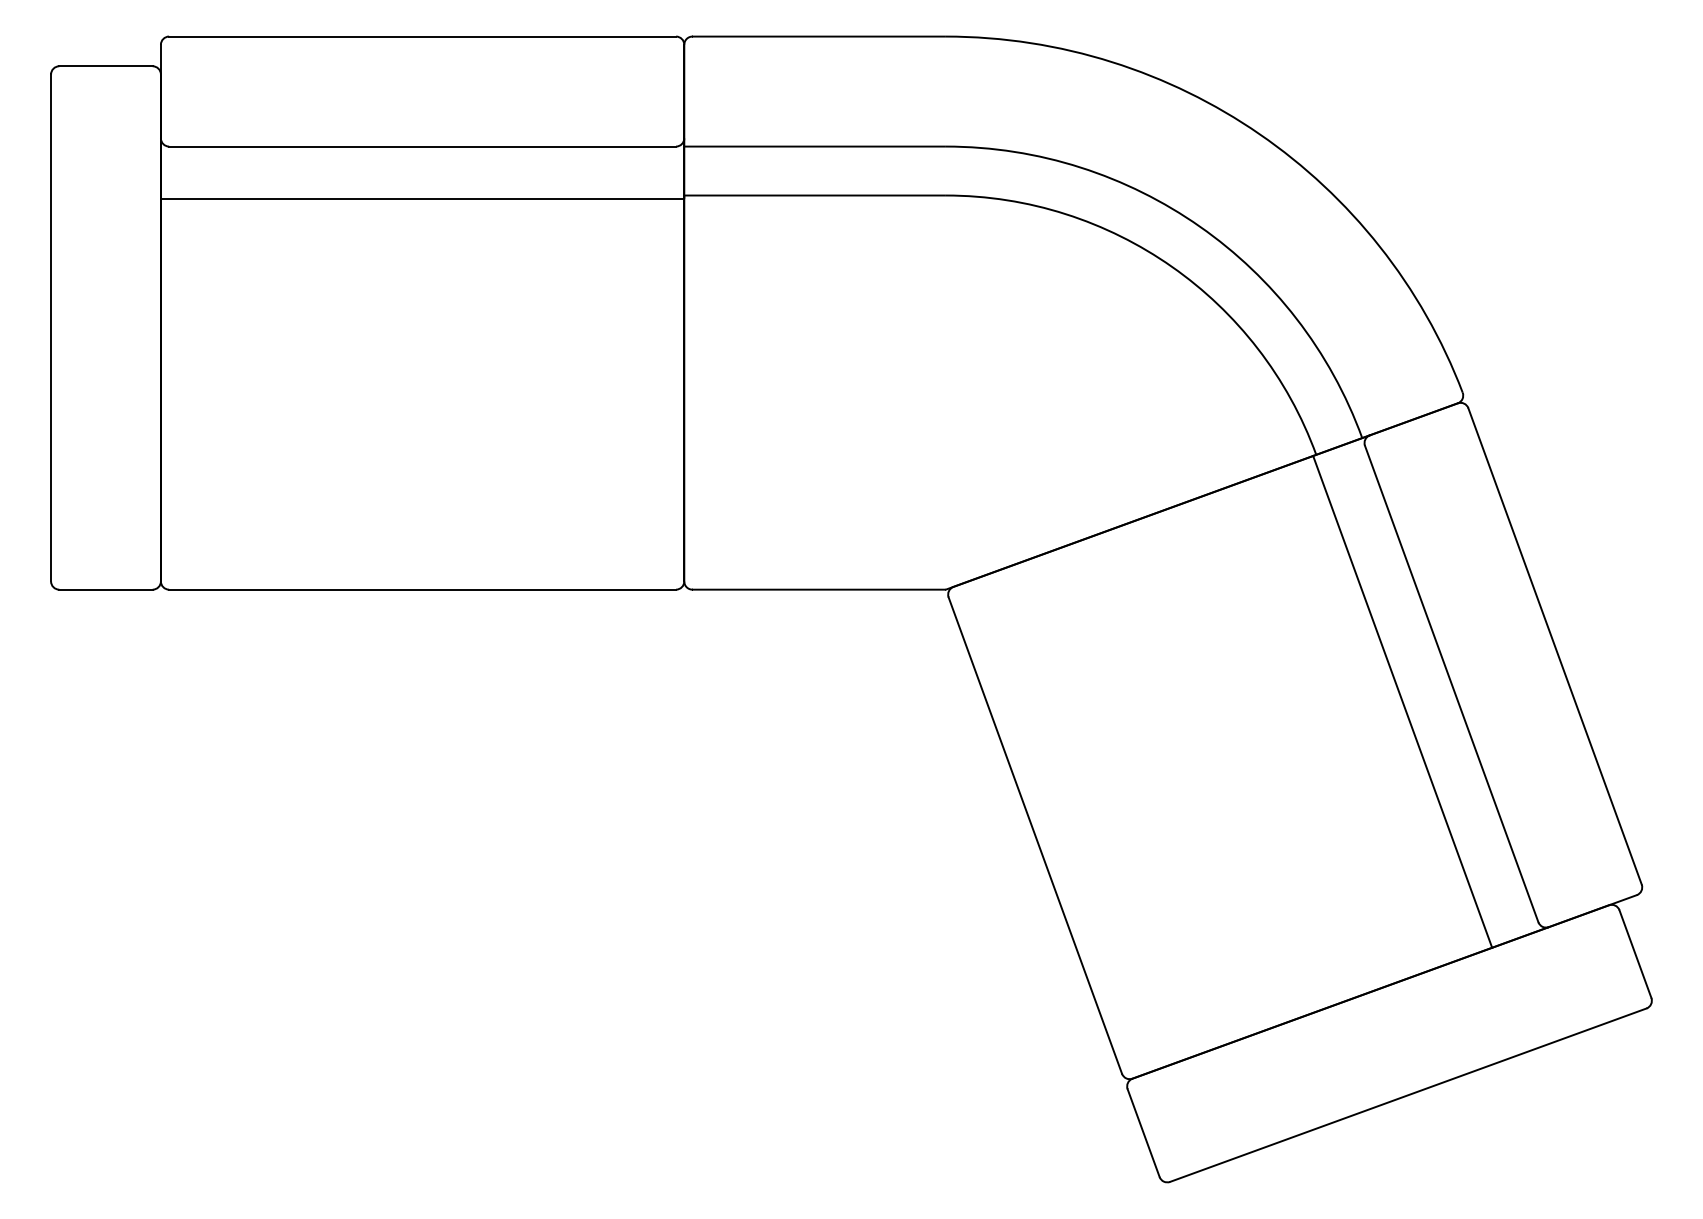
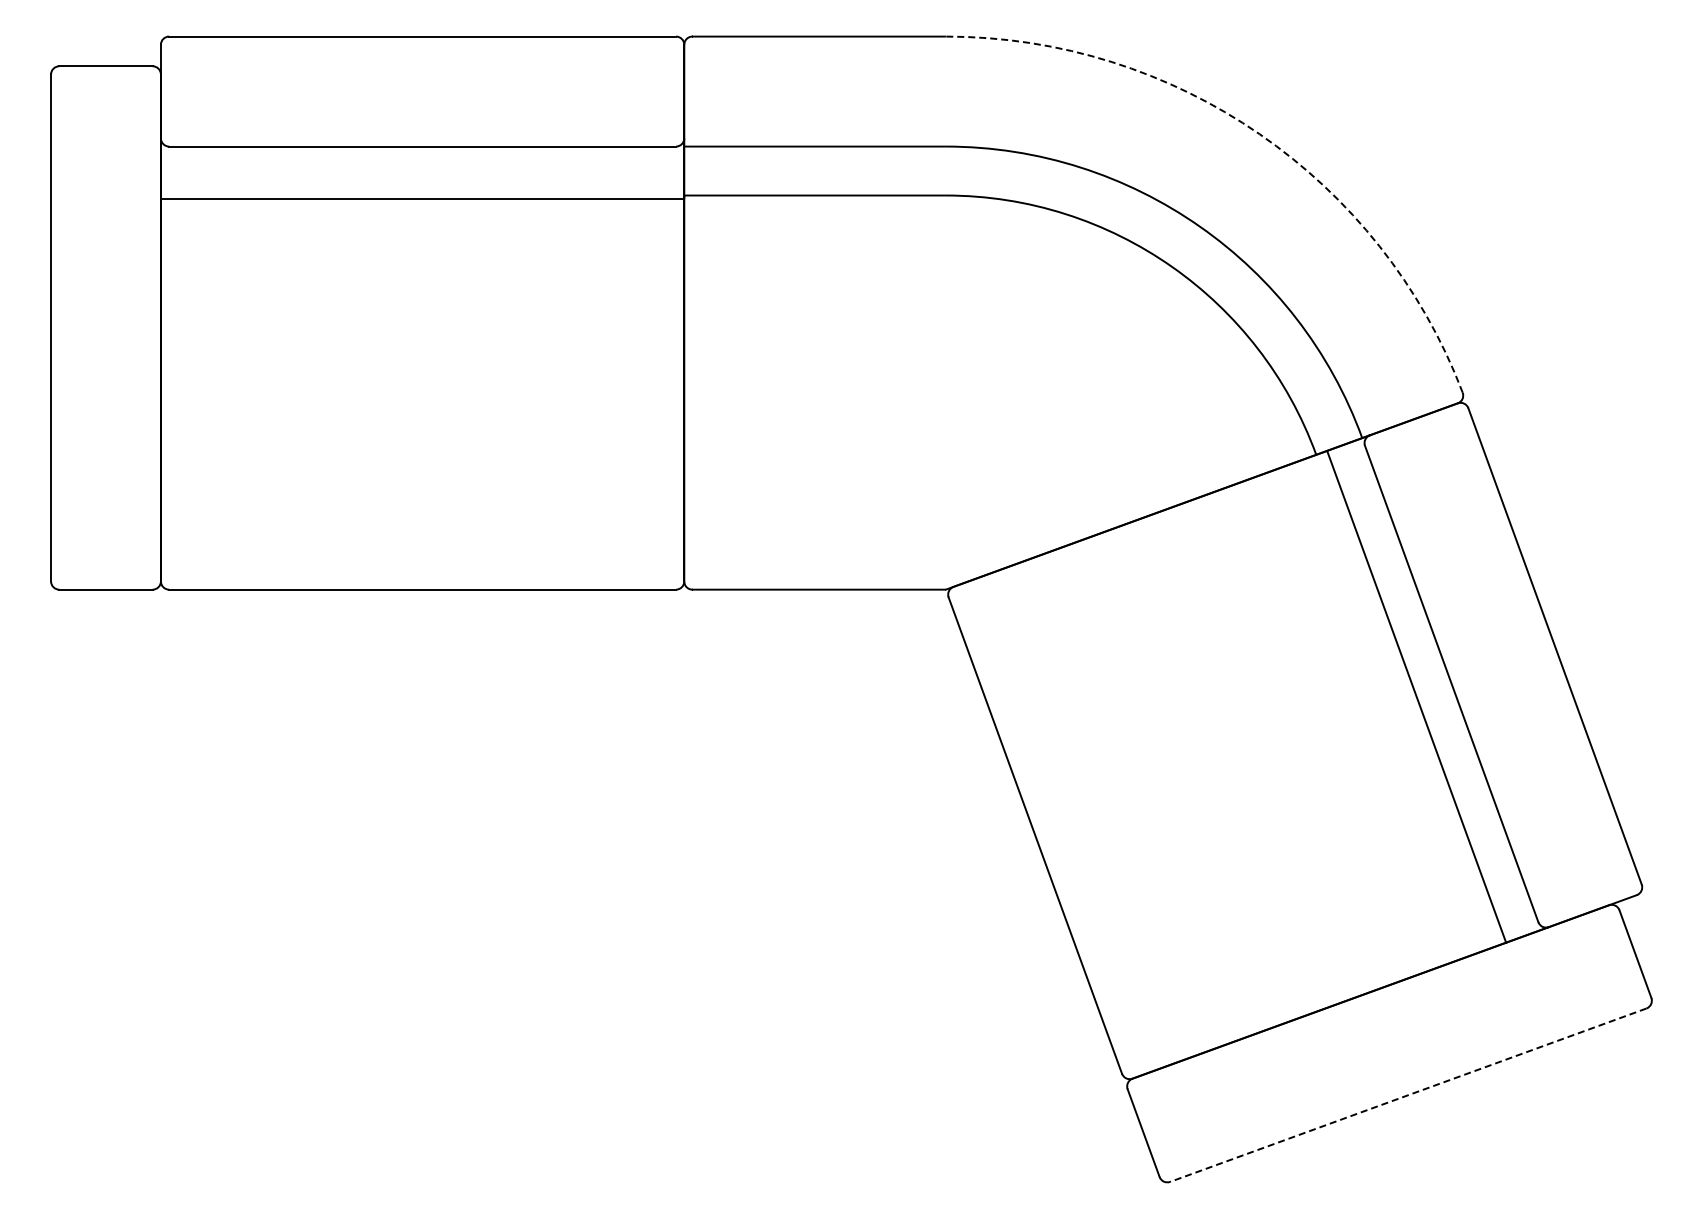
arc: solid -> dashed (1259, 134)
line position: (1402, 701) -> (1416, 696) (1416, 696)
line: solid -> dashed (1407, 1095)
